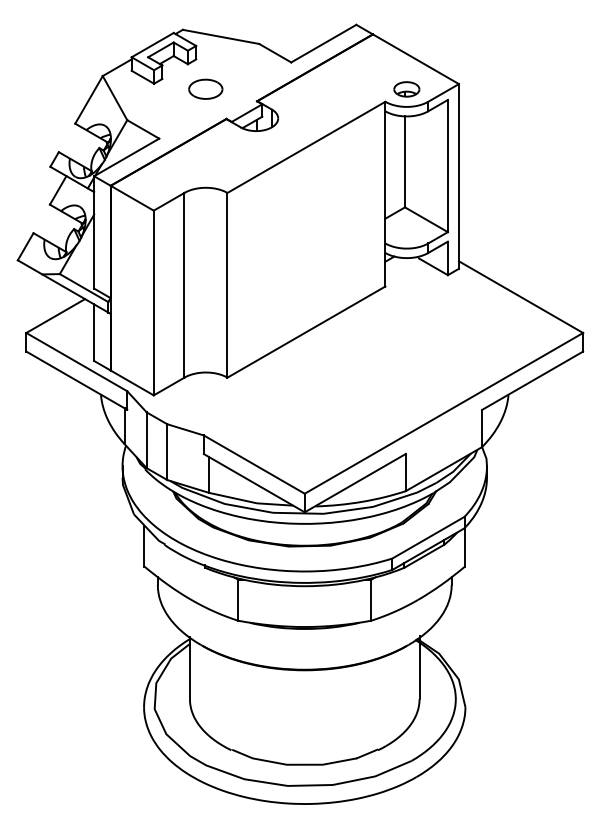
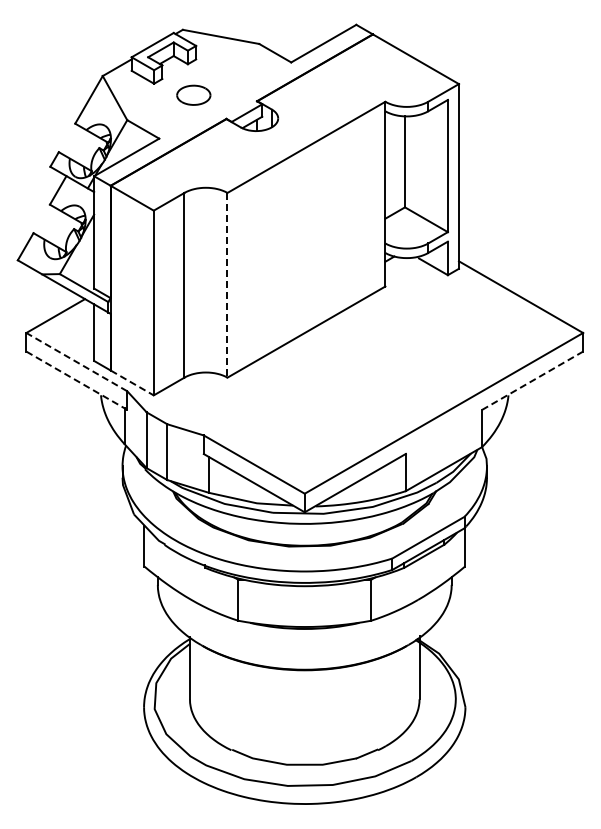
part position: (205, 88) -> (193, 94) (193, 94)
part: present -> none (406, 89)
line: solid -> dashed (227, 285)
line: solid -> dashed (76, 361)
line: solid -> dashed (77, 380)
line: solid -> dashed (533, 380)
line: solid -> dashed (132, 382)
